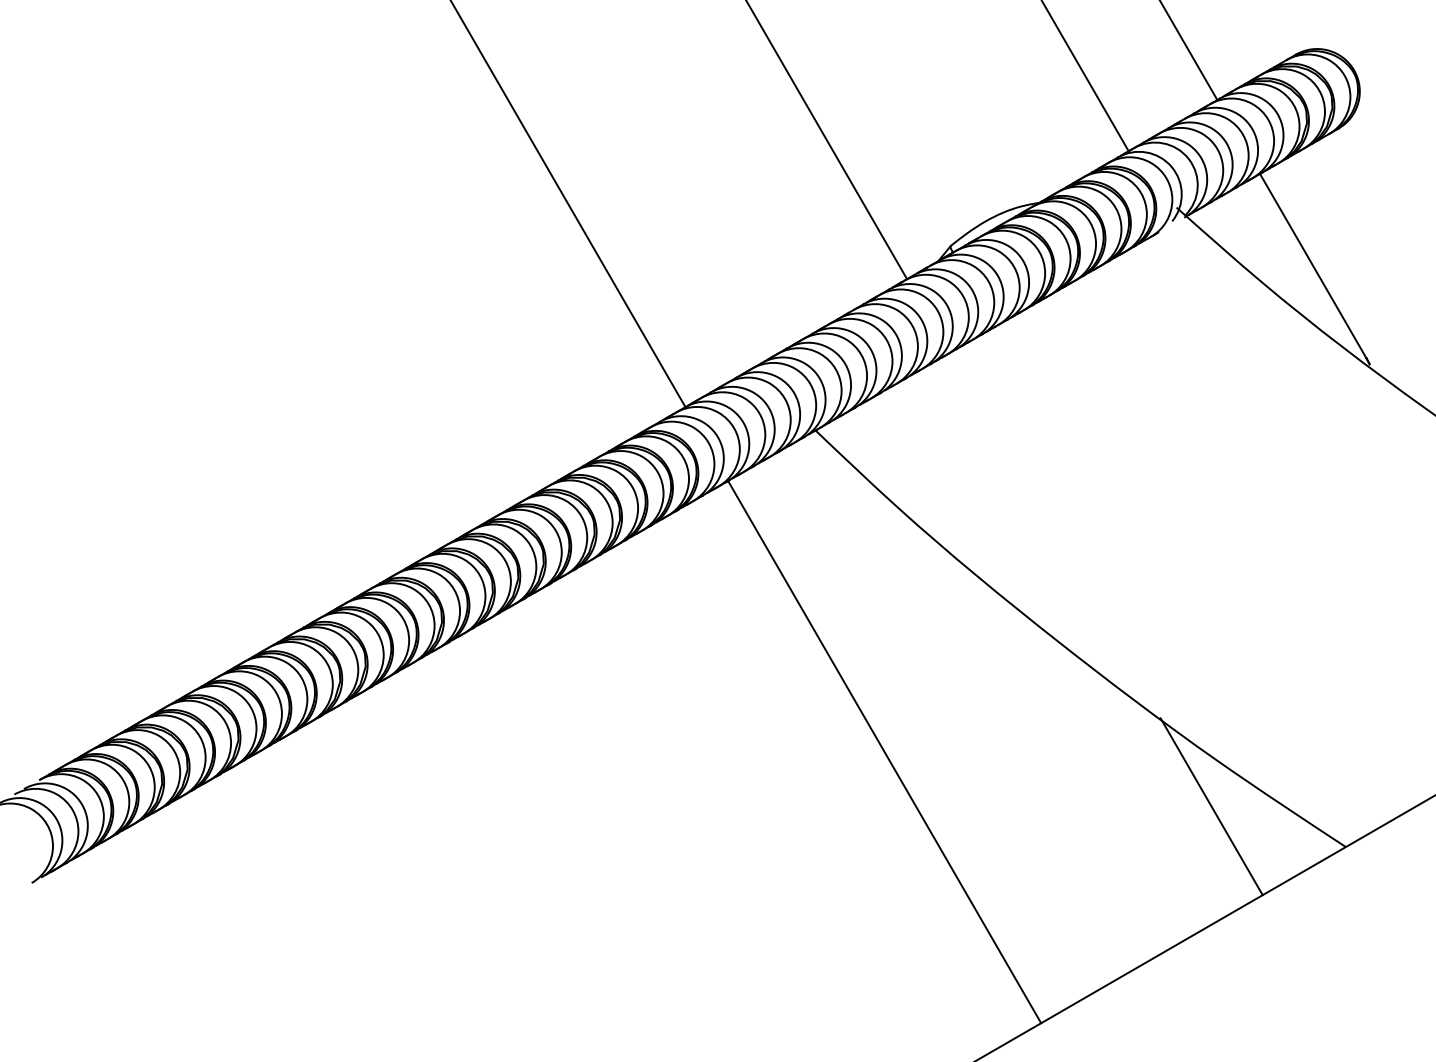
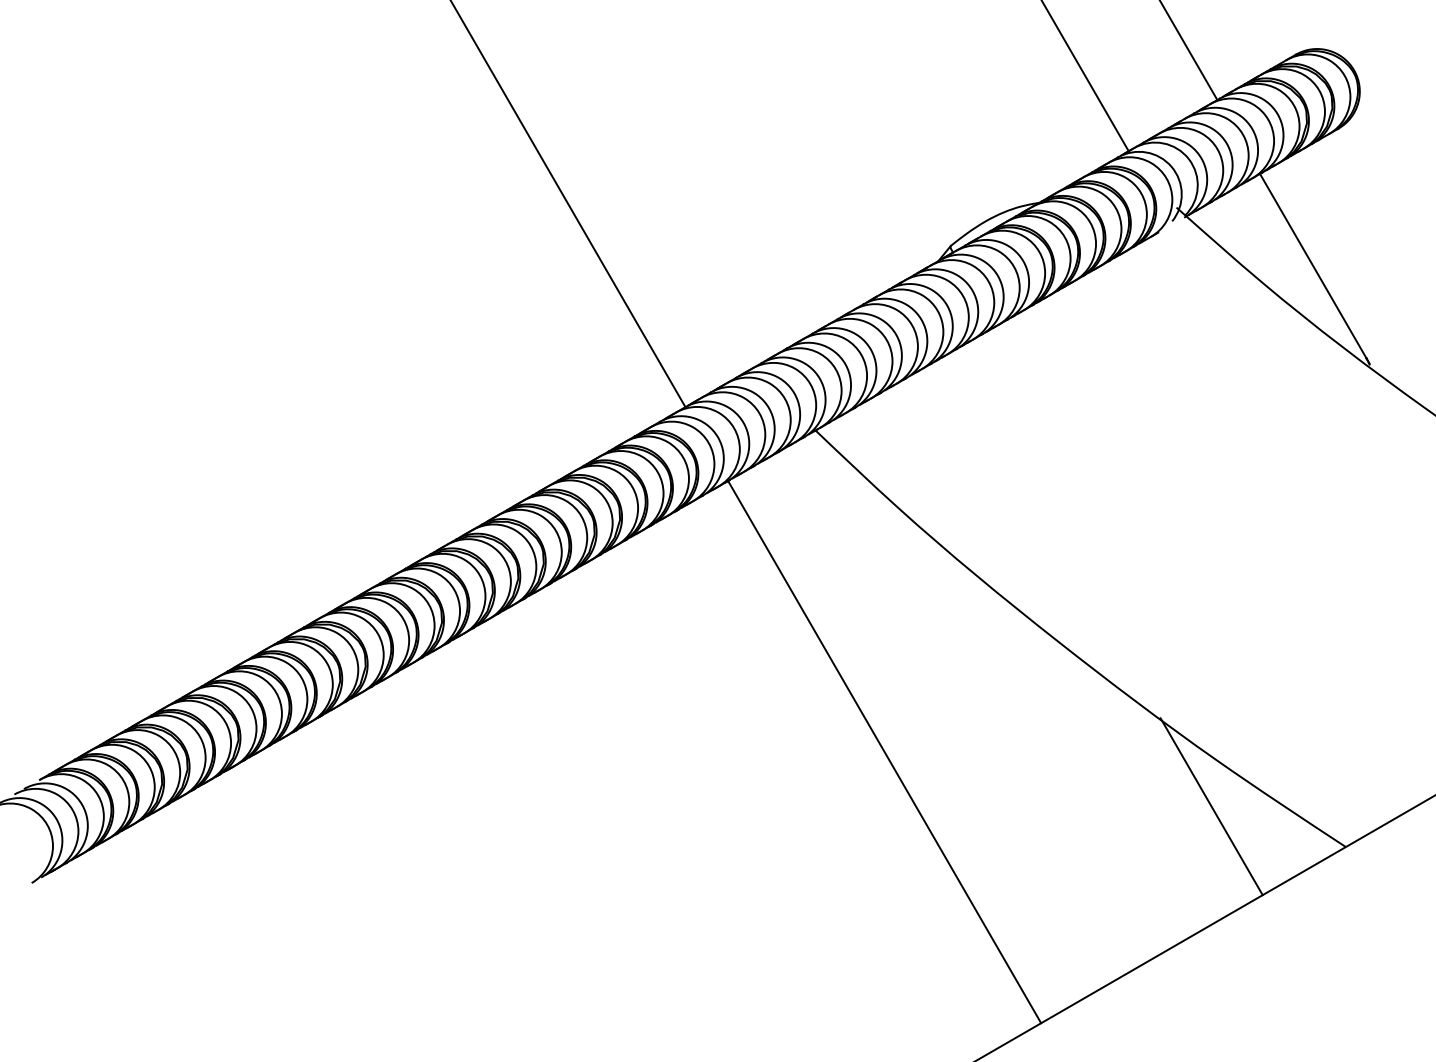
line: present -> none (827, 140)
